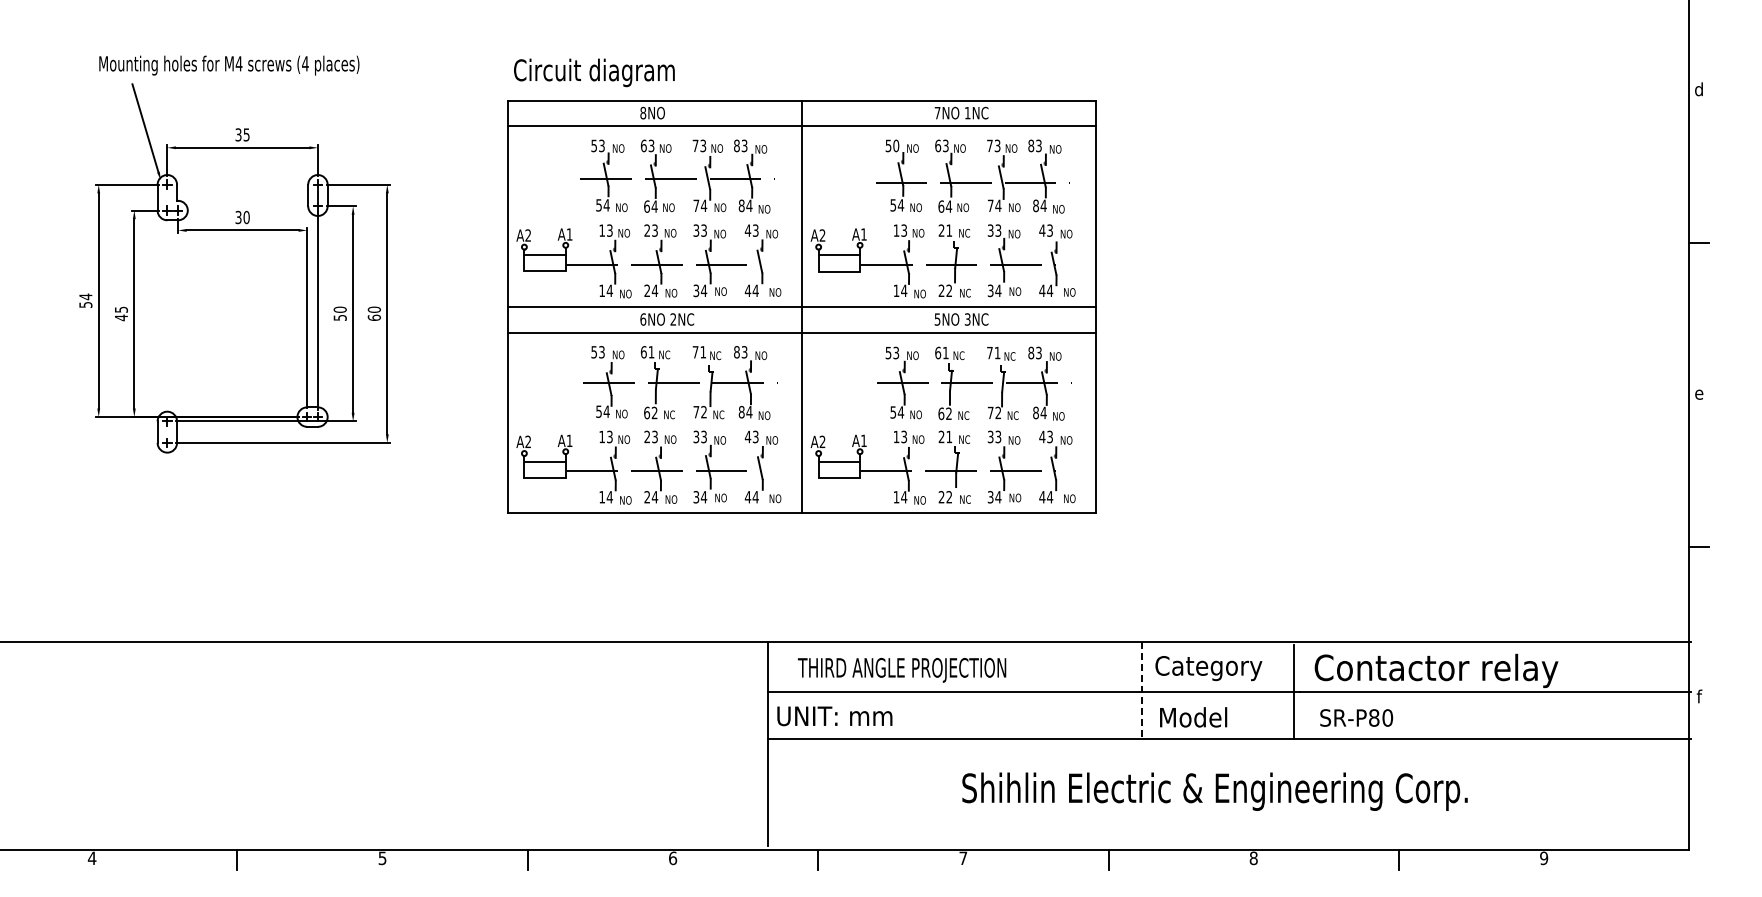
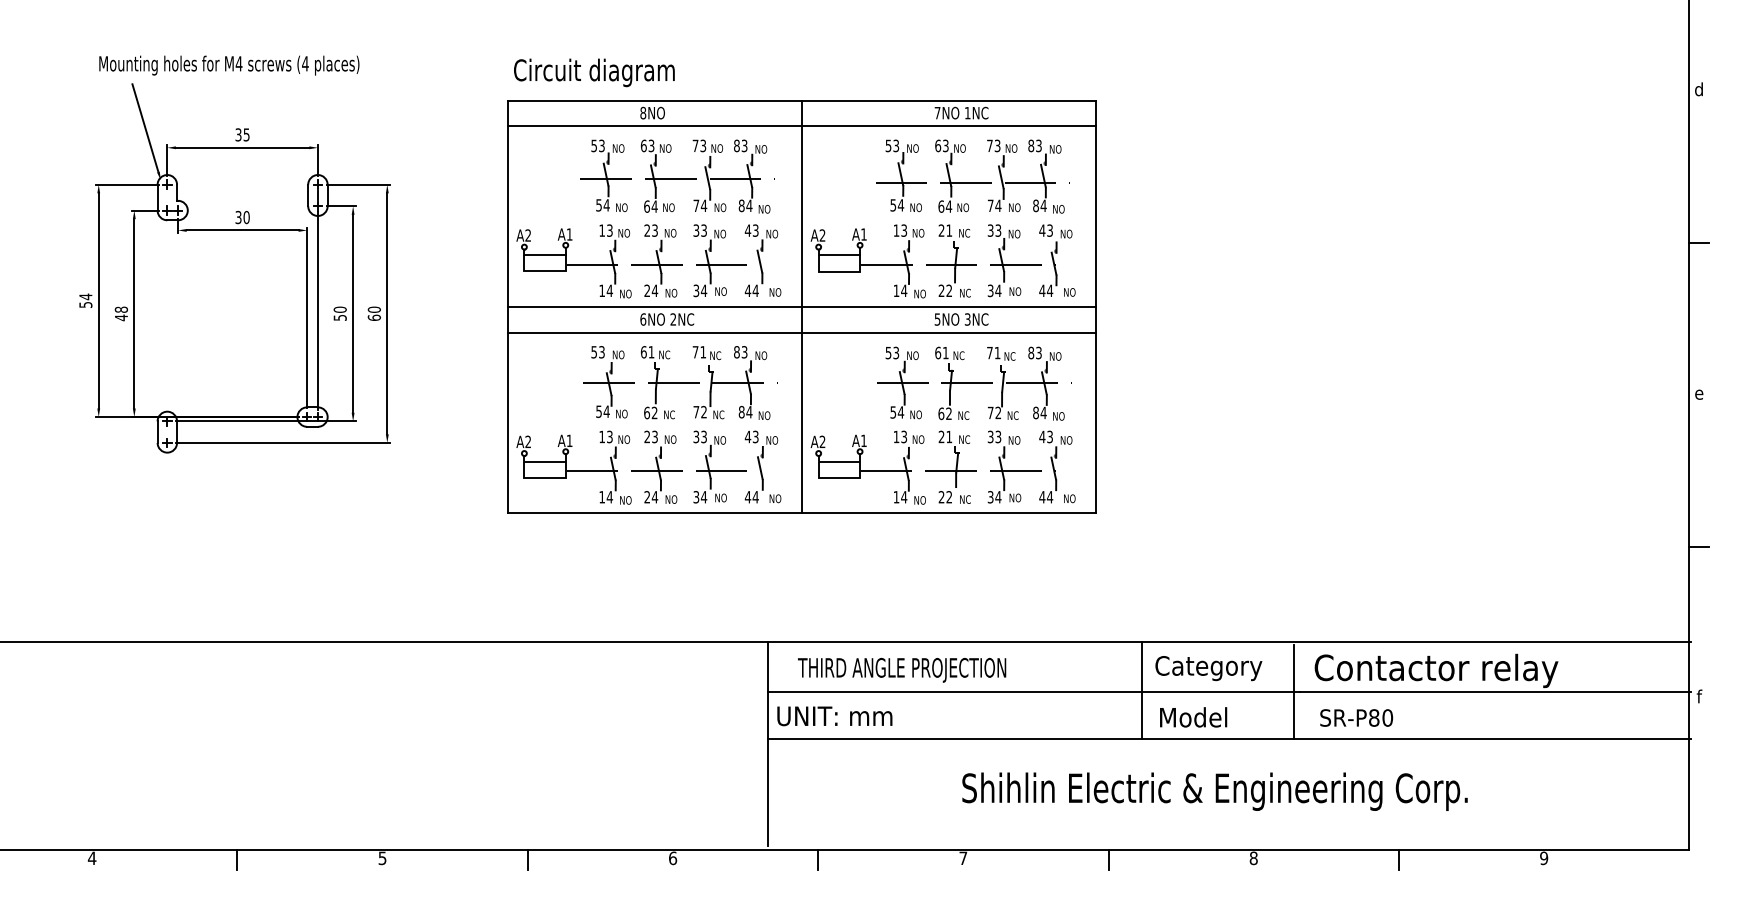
text: 50 -> 53 (896, 145)
text: 45 -> 48 (120, 309)
line: dashed -> solid (1141, 691)
